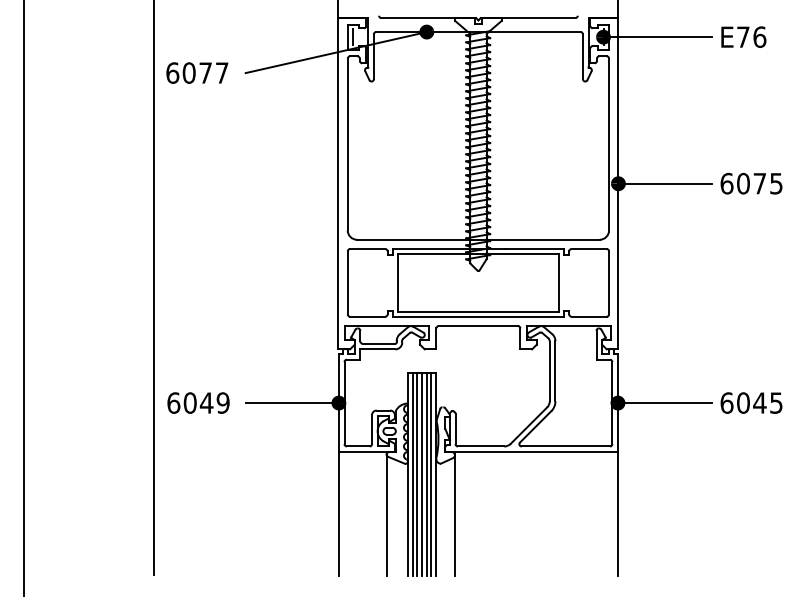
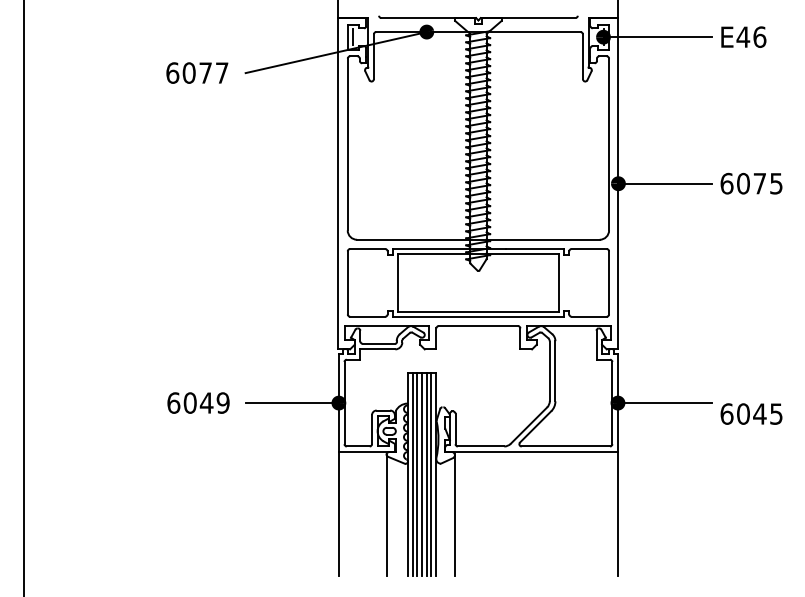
text: E76 -> E46 (743, 36)
line: present -> none (154, 288)
text position: (751, 402) -> (751, 413) (751, 413)
